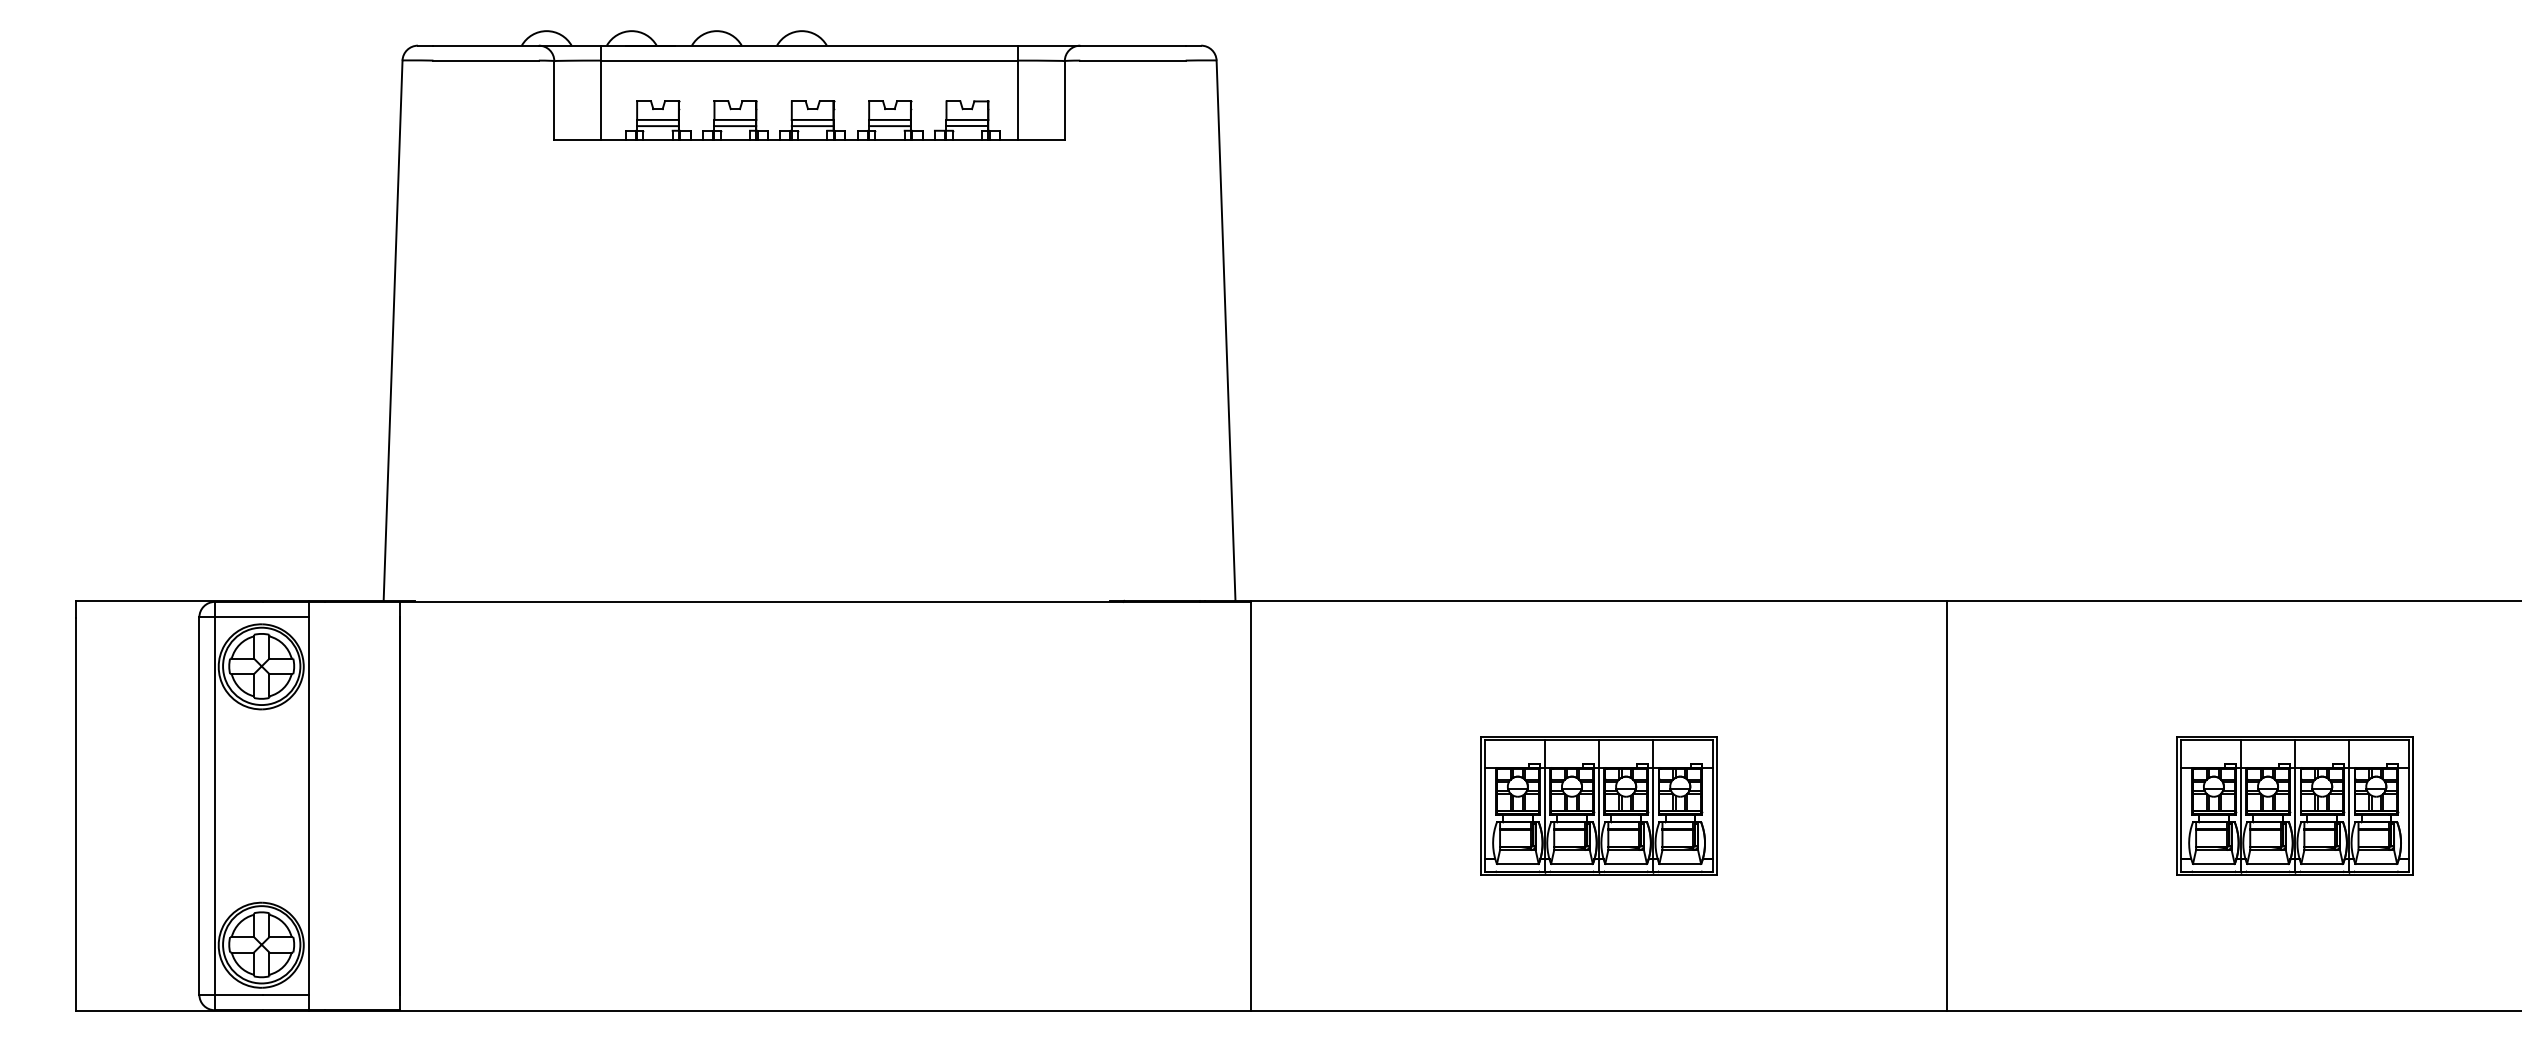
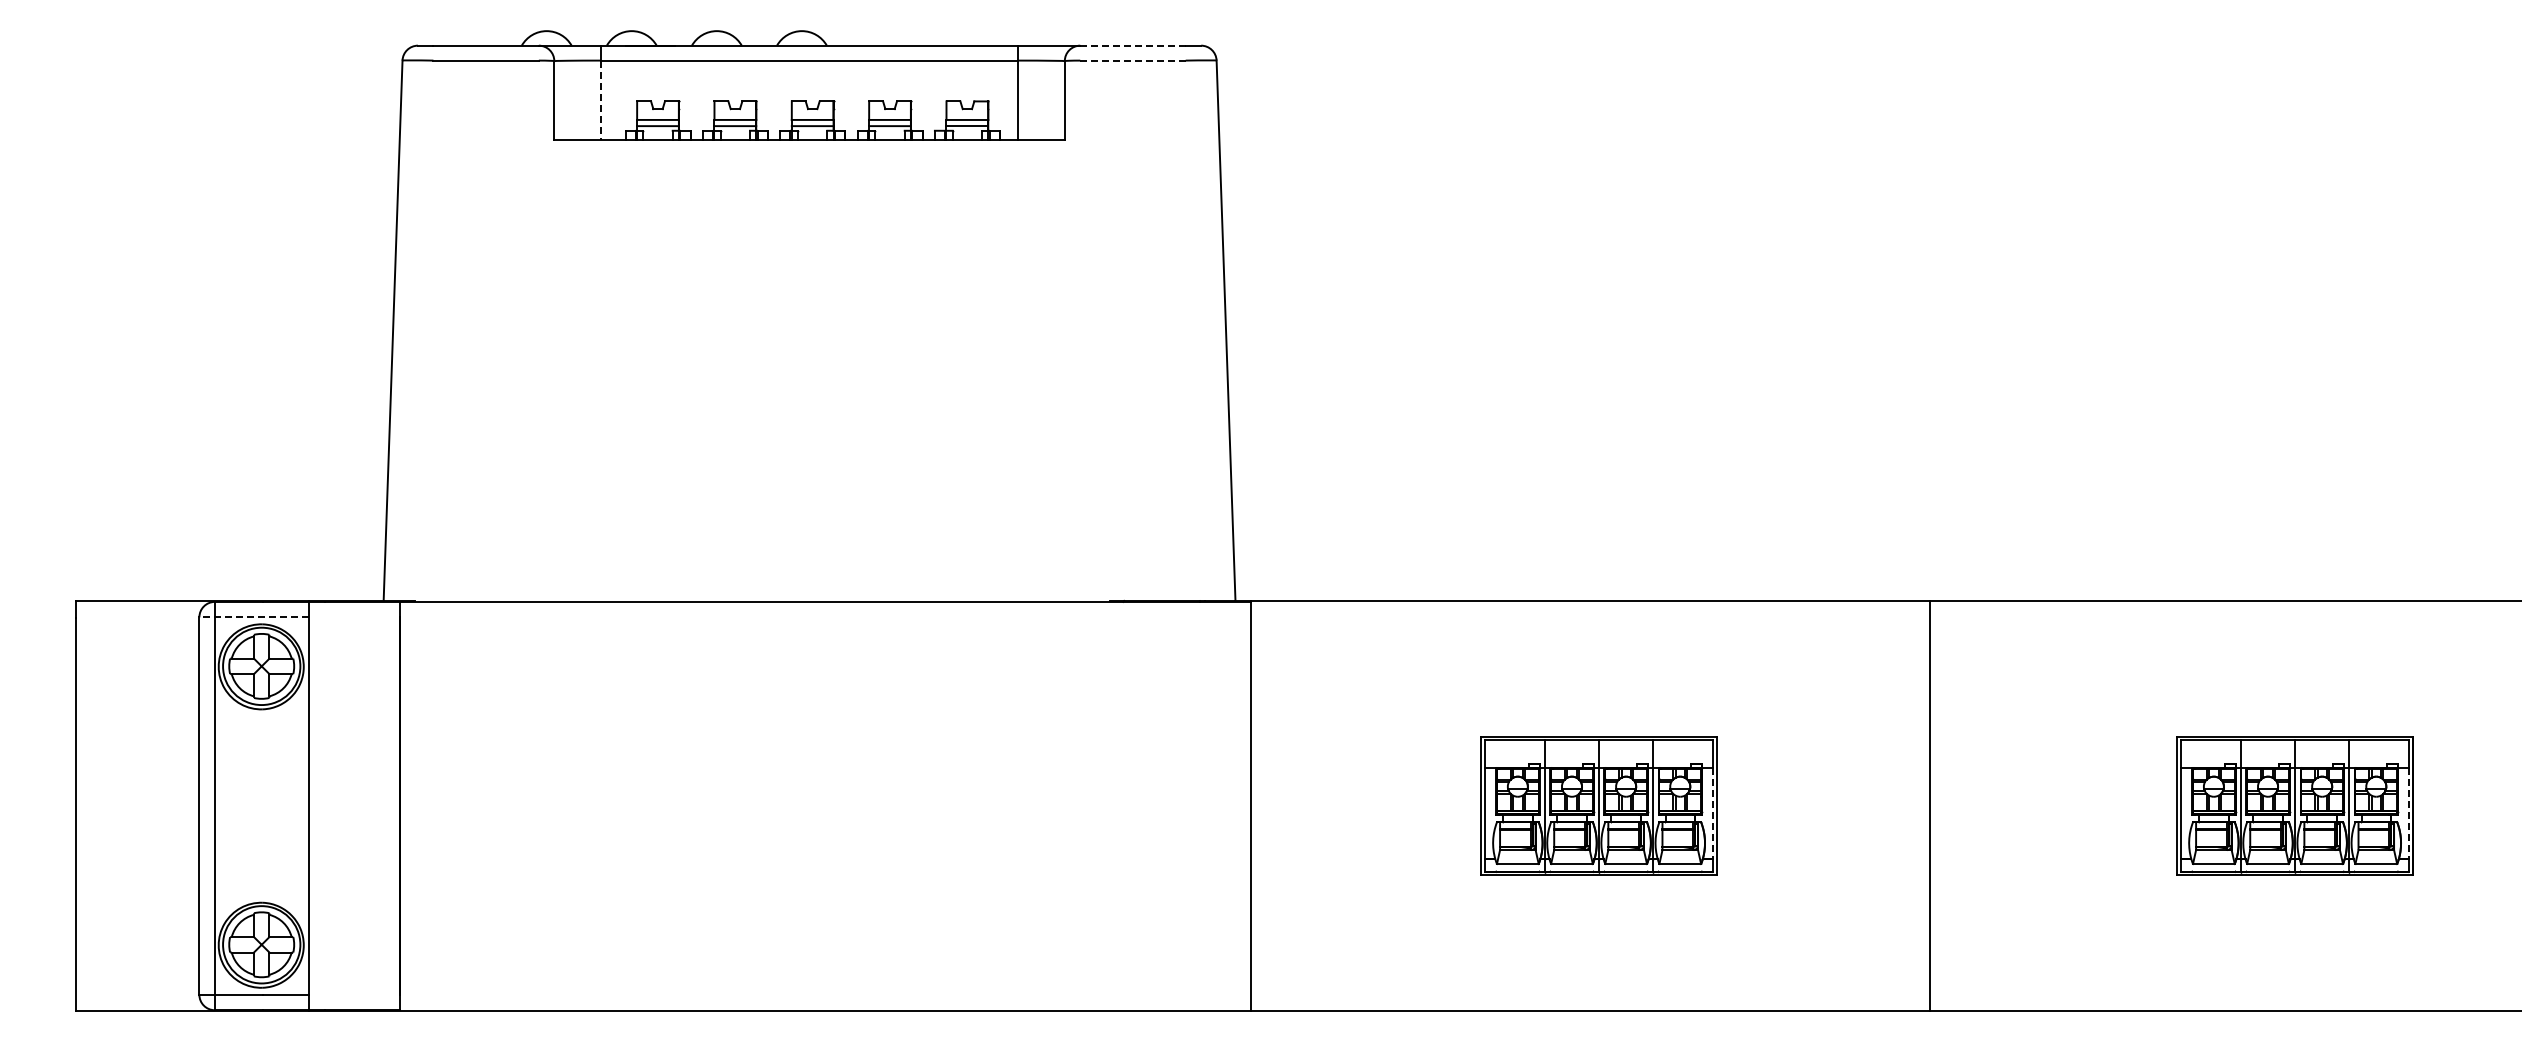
line: solid -> dashed (1132, 45)
line: solid -> dashed (1132, 60)
line: solid -> dashed (600, 100)
line: solid -> dashed (254, 617)
line position: (1947, 805) -> (1930, 805) (1930, 805)
line: solid -> dashed (1712, 813)
line: solid -> dashed (2408, 813)
